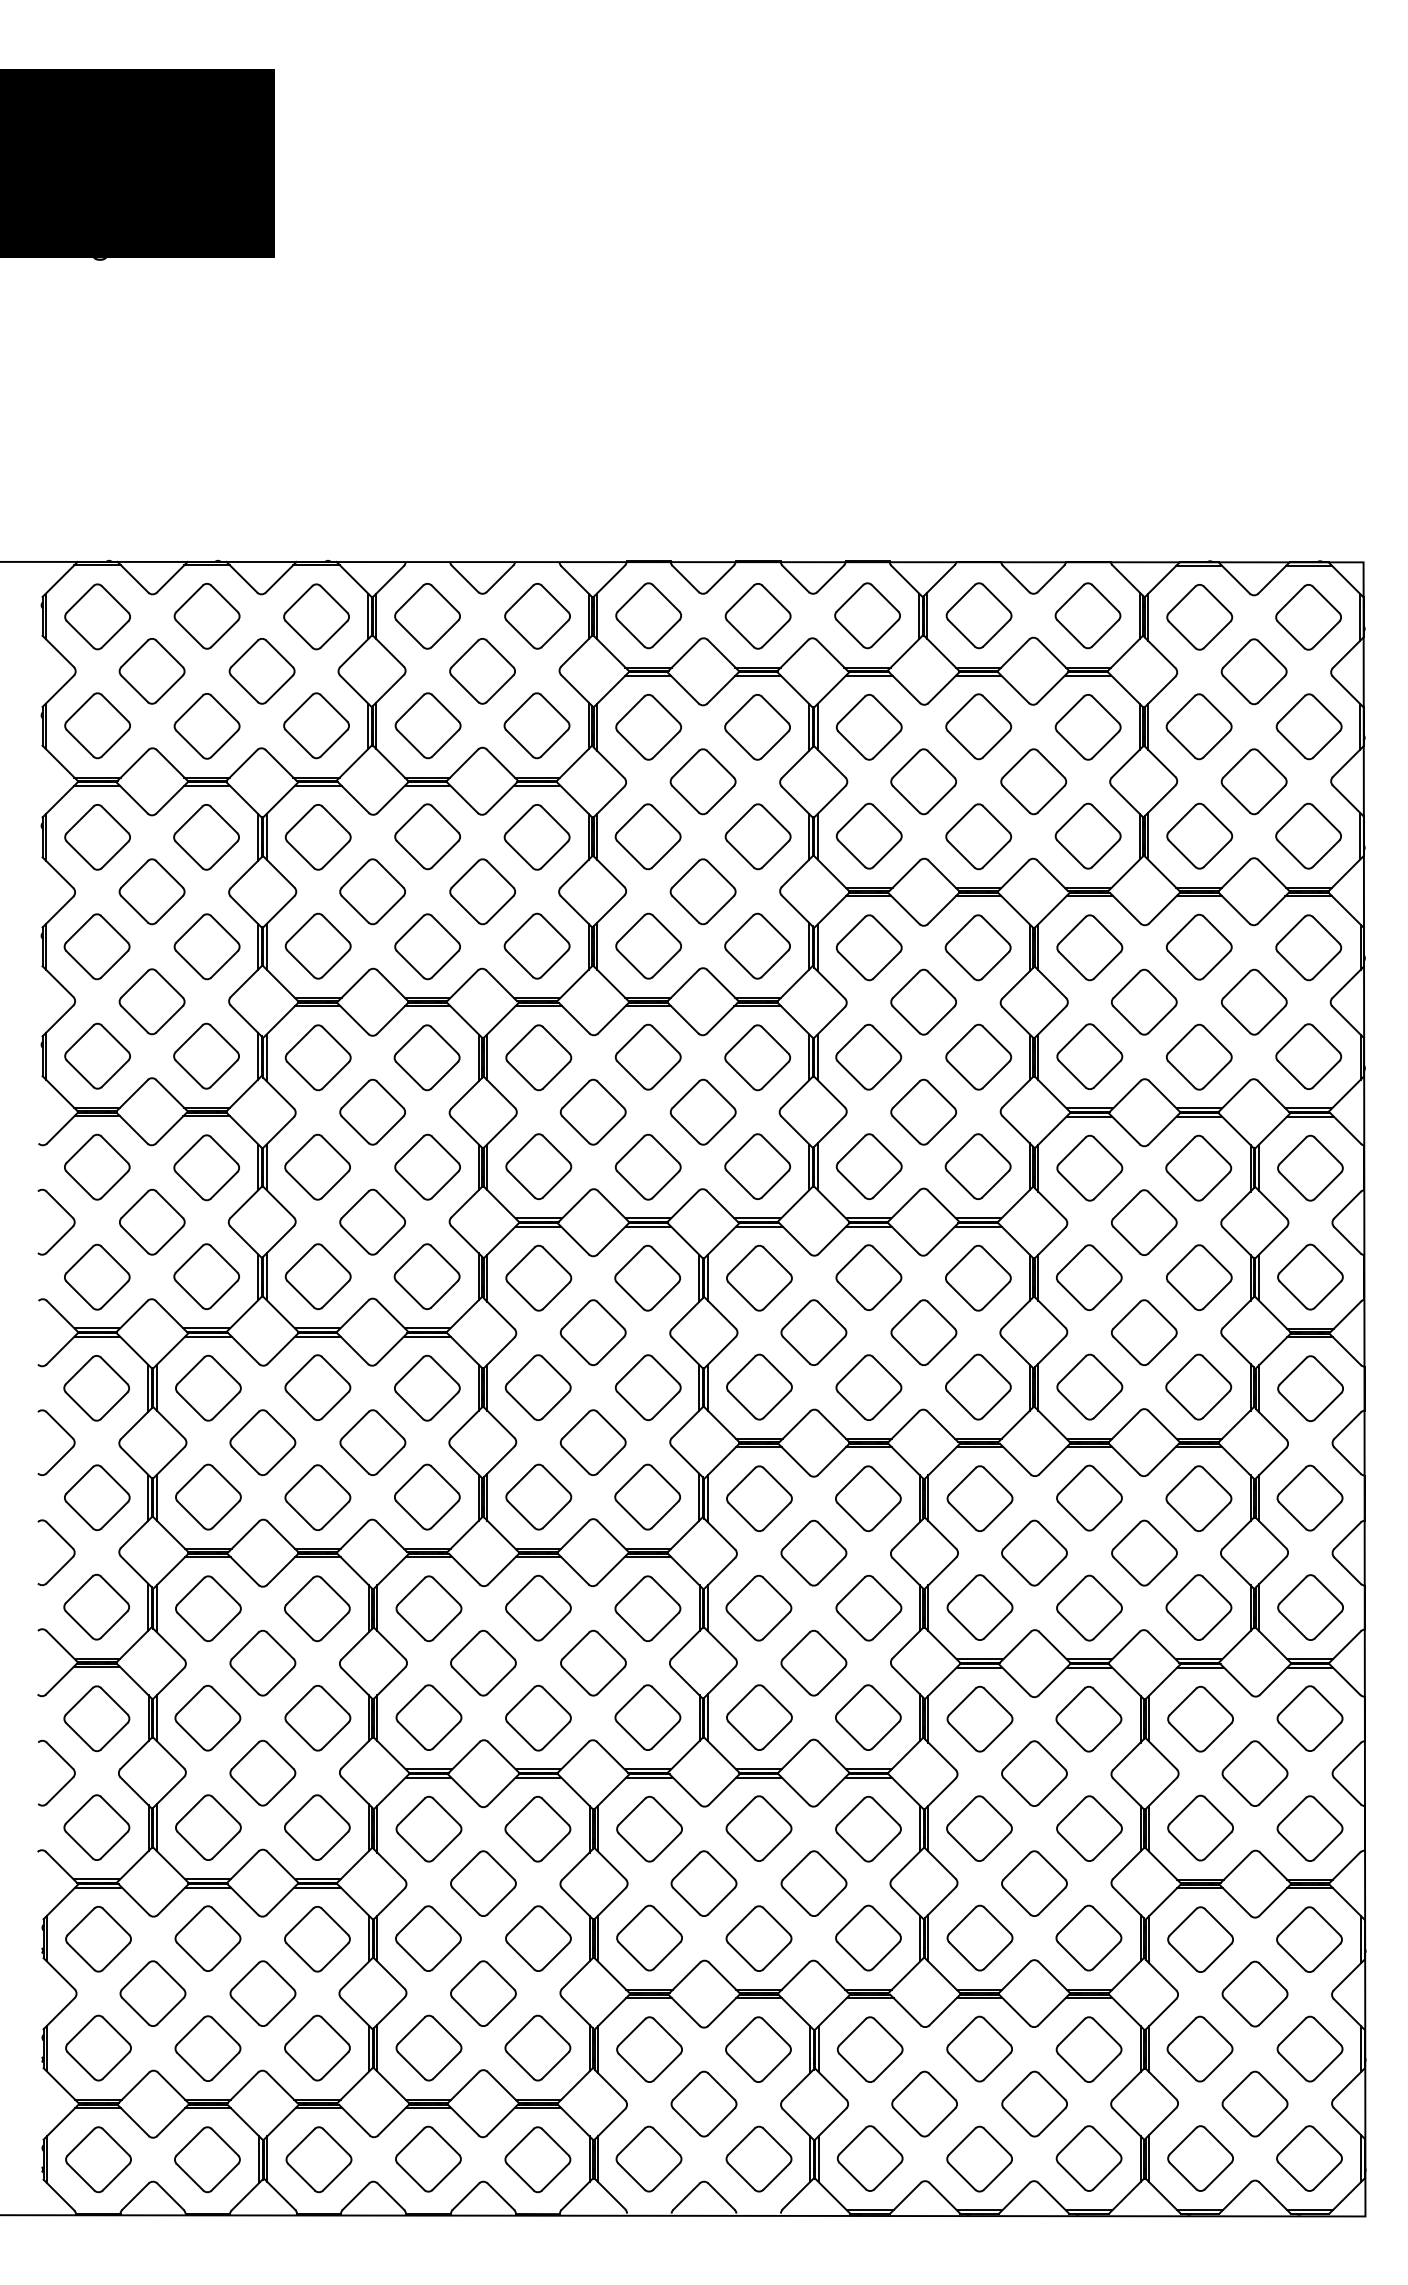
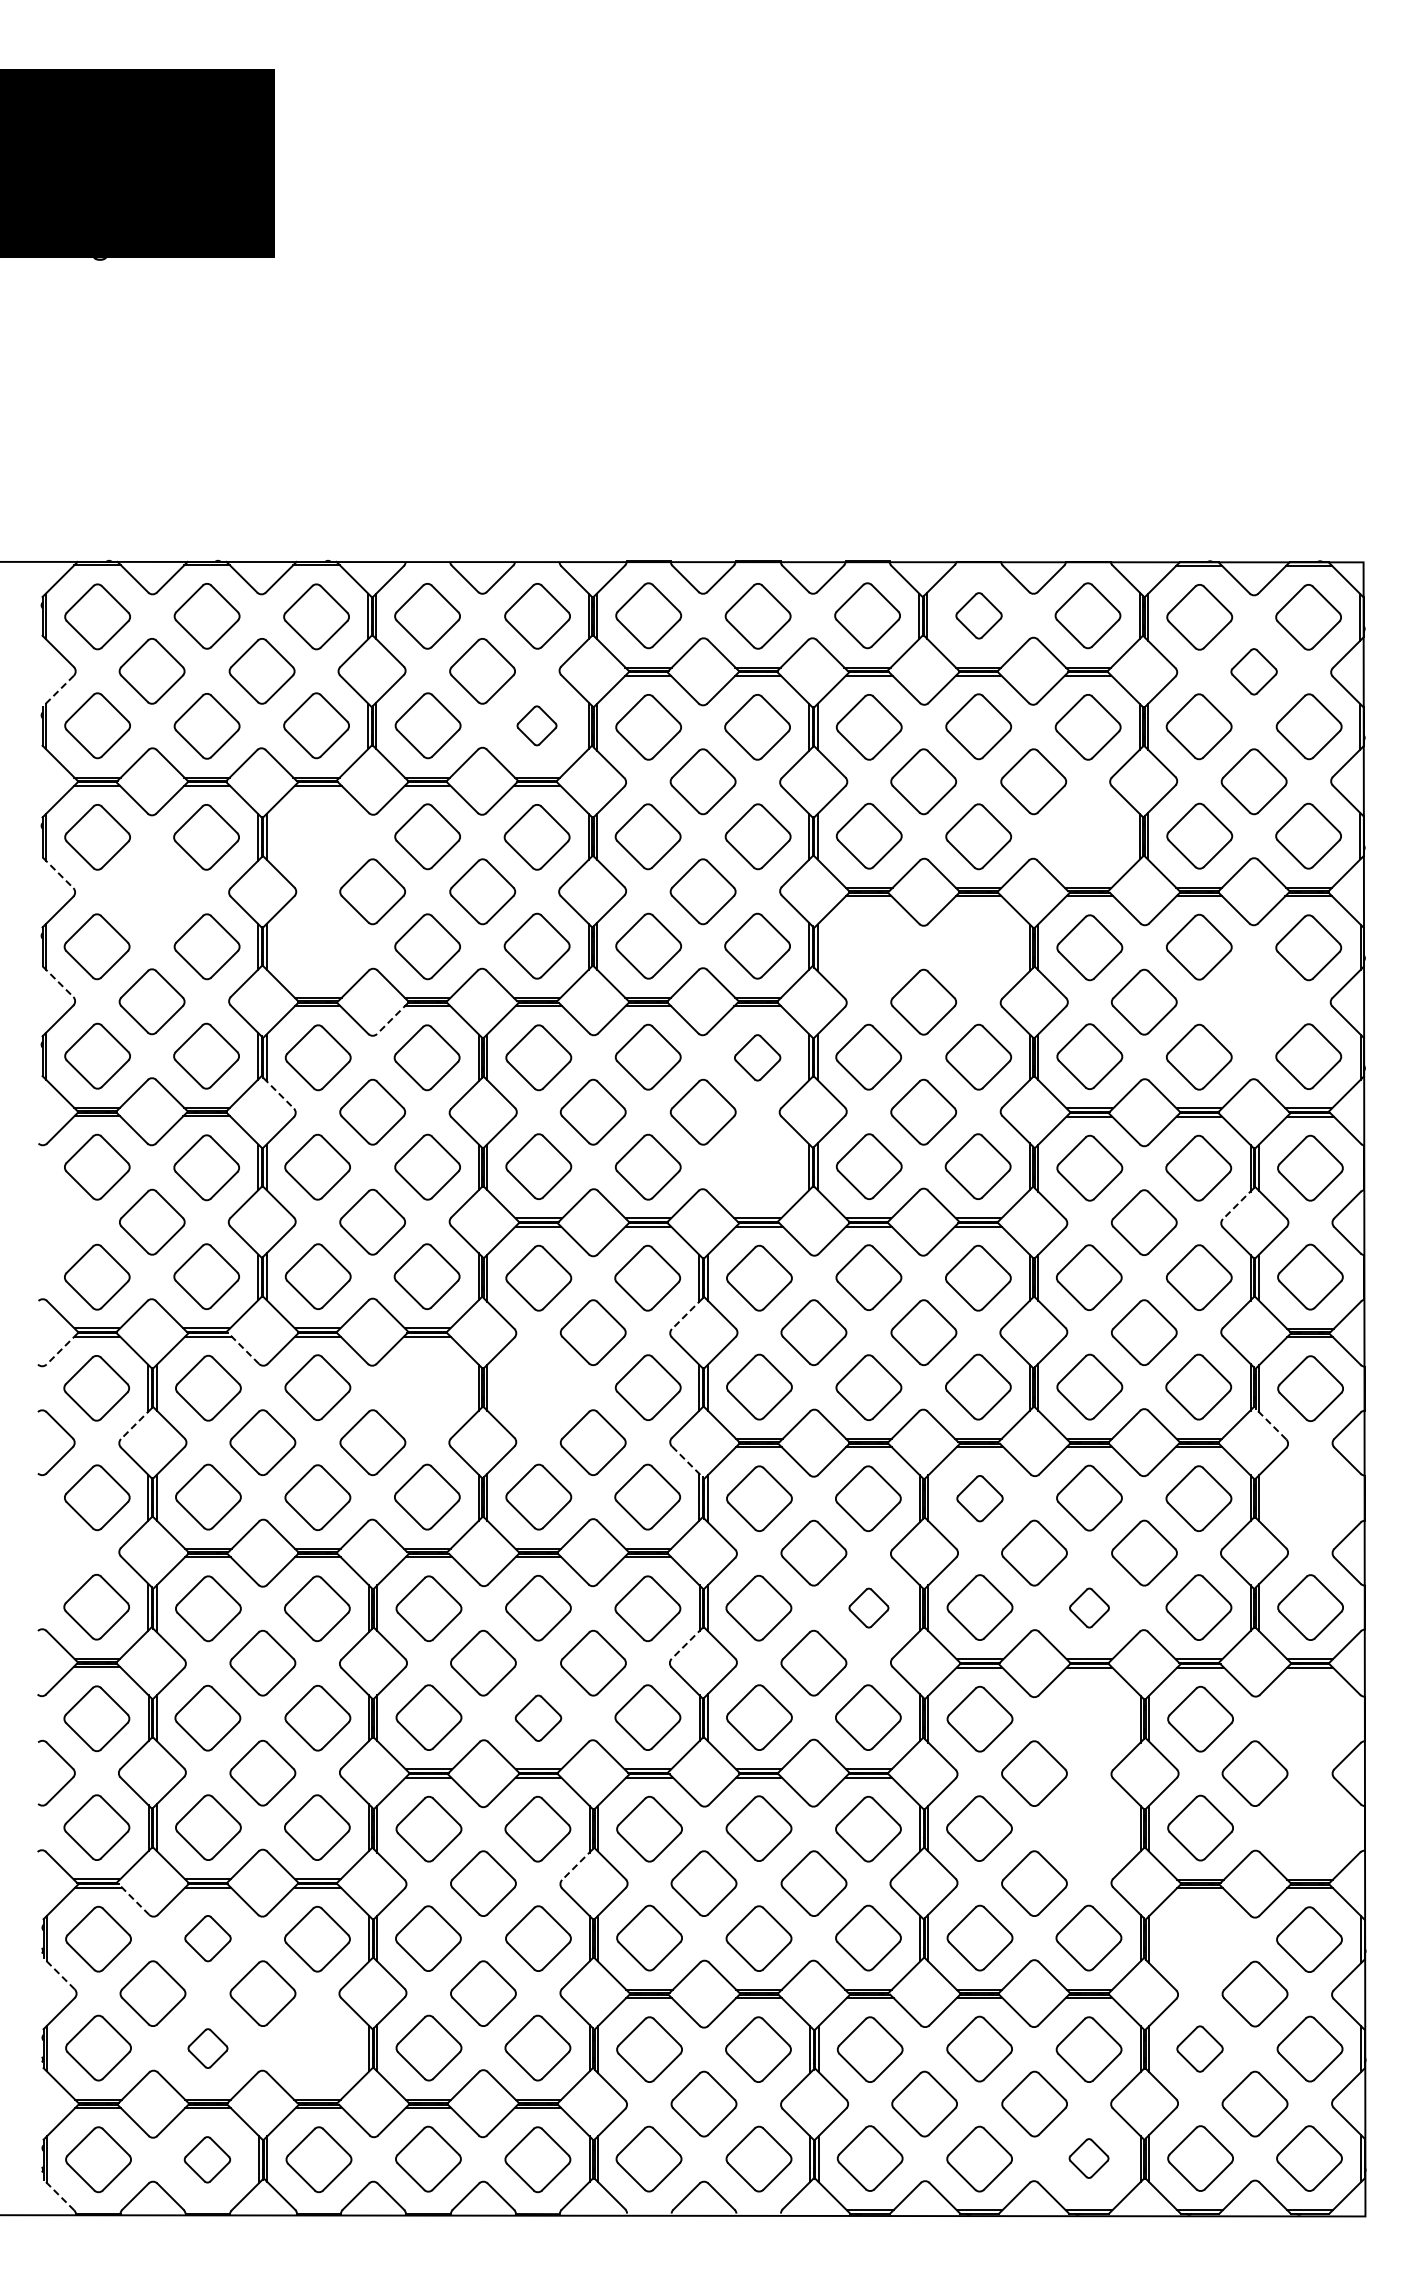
part size: 68x68 px -> 48x48 px (978, 615)
part size: 68x68 px -> 48x48 px (1253, 671)
line: solid -> dashed (57, 691)
part size: 68x68 px -> 42x42 px (536, 725)
part: present -> none (1087, 835)
part: present -> none (317, 837)
line: solid -> dashed (58, 872)
part: present -> none (151, 891)
part: present -> none (317, 945)
part: present -> none (868, 947)
part: present -> none (977, 947)
line: solid -> dashed (58, 981)
part: present -> none (1254, 1001)
line: solid -> dashed (392, 1018)
part size: 67x68 px -> 48x48 px (757, 1057)
line: solid -> dashed (278, 1093)
part: present -> none (757, 1166)
line: solid -> dashed (1238, 1203)
part: present -> none (65, 1211)
line: solid -> dashed (687, 1313)
line: solid -> dashed (243, 1348)
line: solid -> dashed (61, 1349)
part: present -> none (427, 1387)
part: present -> none (537, 1387)
line: solid -> dashed (136, 1423)
line: solid -> dashed (1271, 1424)
line: solid -> dashed (687, 1461)
part: present -> none (1309, 1497)
part size: 68x67 px -> 48x48 px (979, 1498)
part: present -> none (65, 1542)
part size: 68x68 px -> 42x42 px (868, 1607)
part size: 67x68 px -> 41x42 px (1089, 1607)
line: solid -> dashed (686, 1643)
part size: 67x67 px -> 49x48 px (538, 1717)
part: present -> none (1088, 1718)
part: present -> none (1309, 1718)
part: present -> none (1089, 1828)
part: present -> none (1309, 1828)
line: solid -> dashed (577, 1864)
line: solid -> dashed (133, 1899)
part size: 68x67 px -> 48x48 px (207, 1938)
part: present -> none (1200, 1939)
line: solid -> dashed (58, 1973)
part: present -> none (317, 2047)
part size: 68x67 px -> 42x41 px (207, 2048)
part size: 68x68 px -> 48x48 px (1199, 2048)
part size: 68x67 px -> 42x41 px (1088, 2158)
part size: 67x68 px -> 49x48 px (207, 2159)
line: solid -> dashed (58, 2195)
